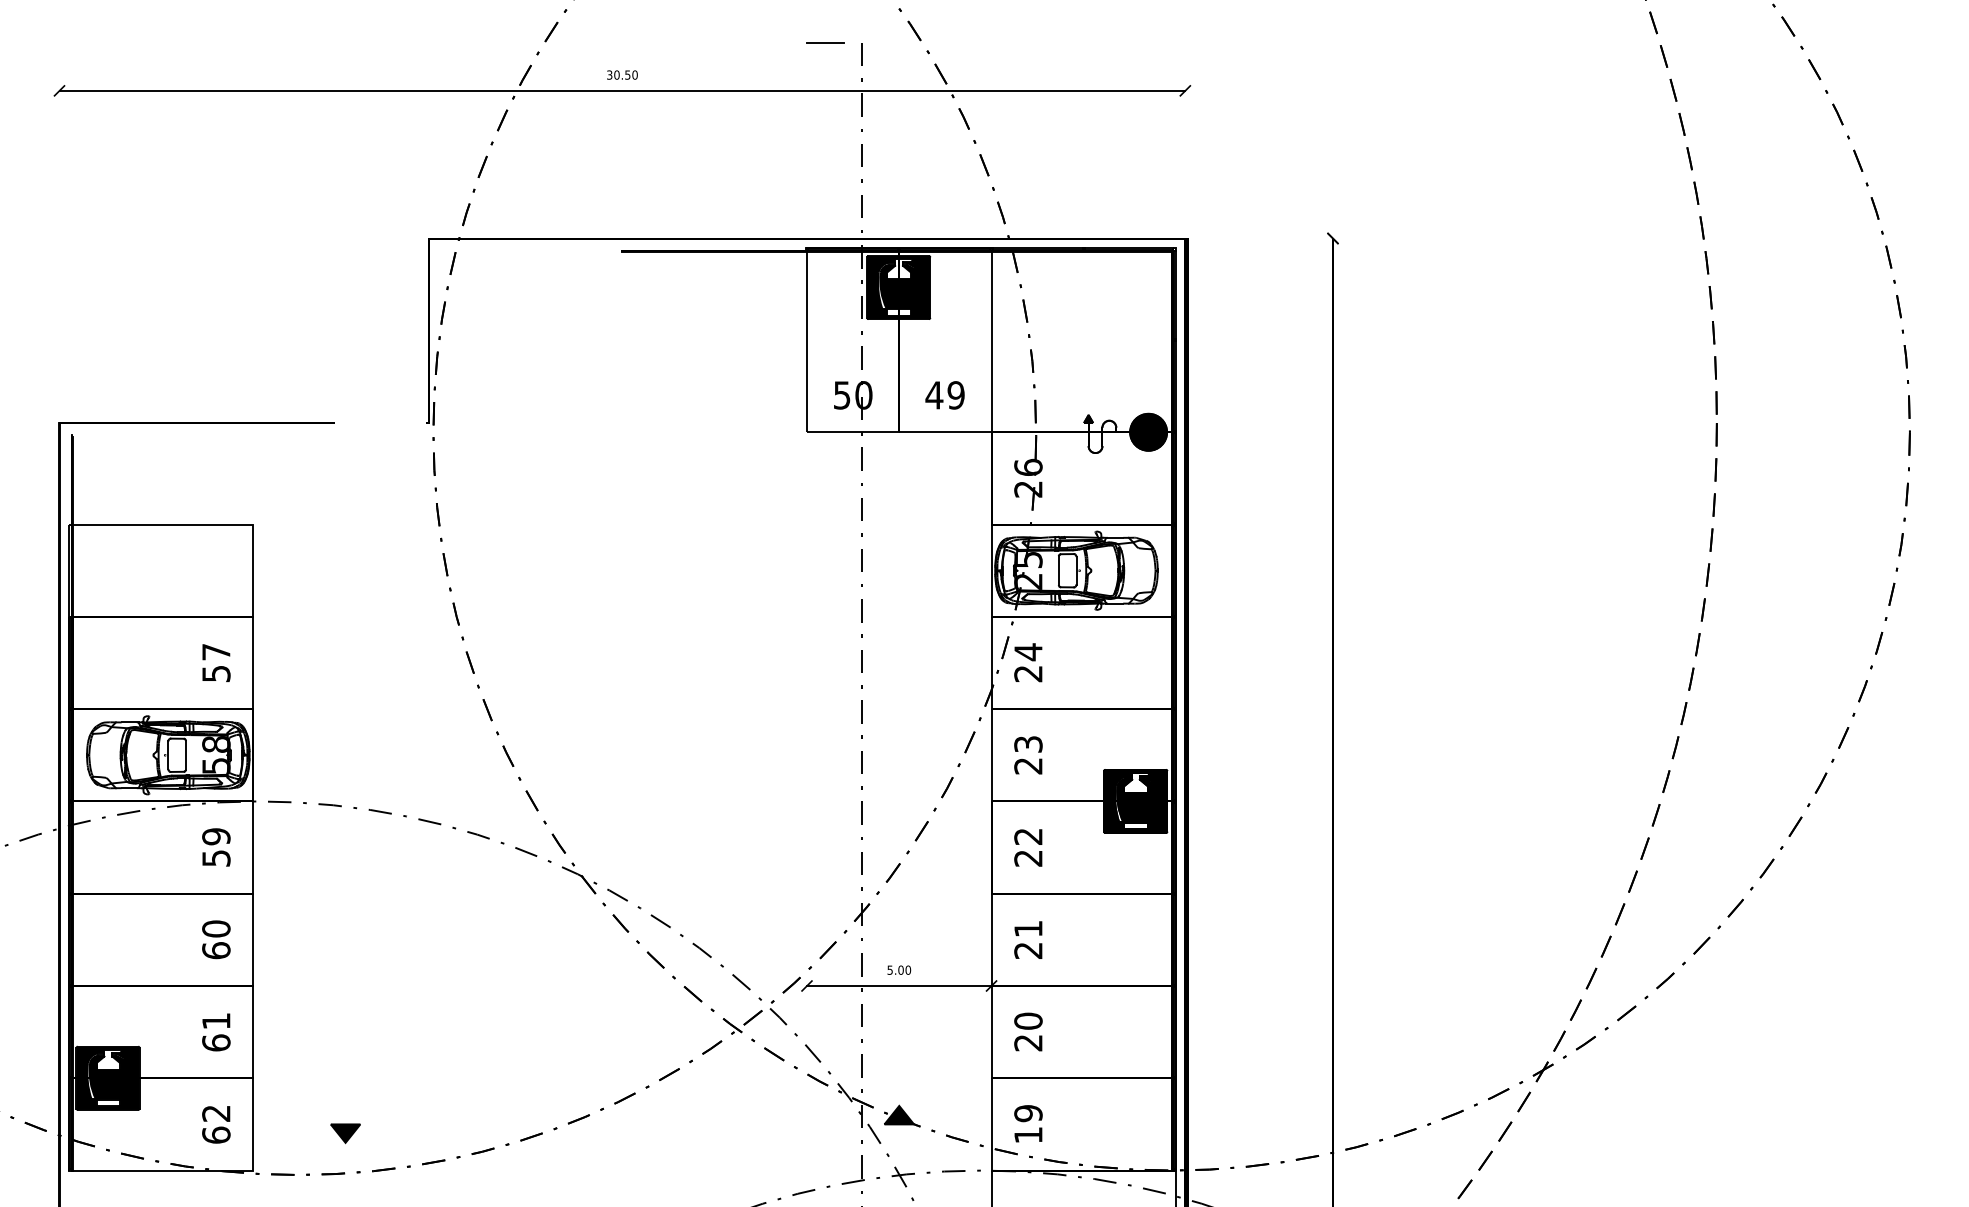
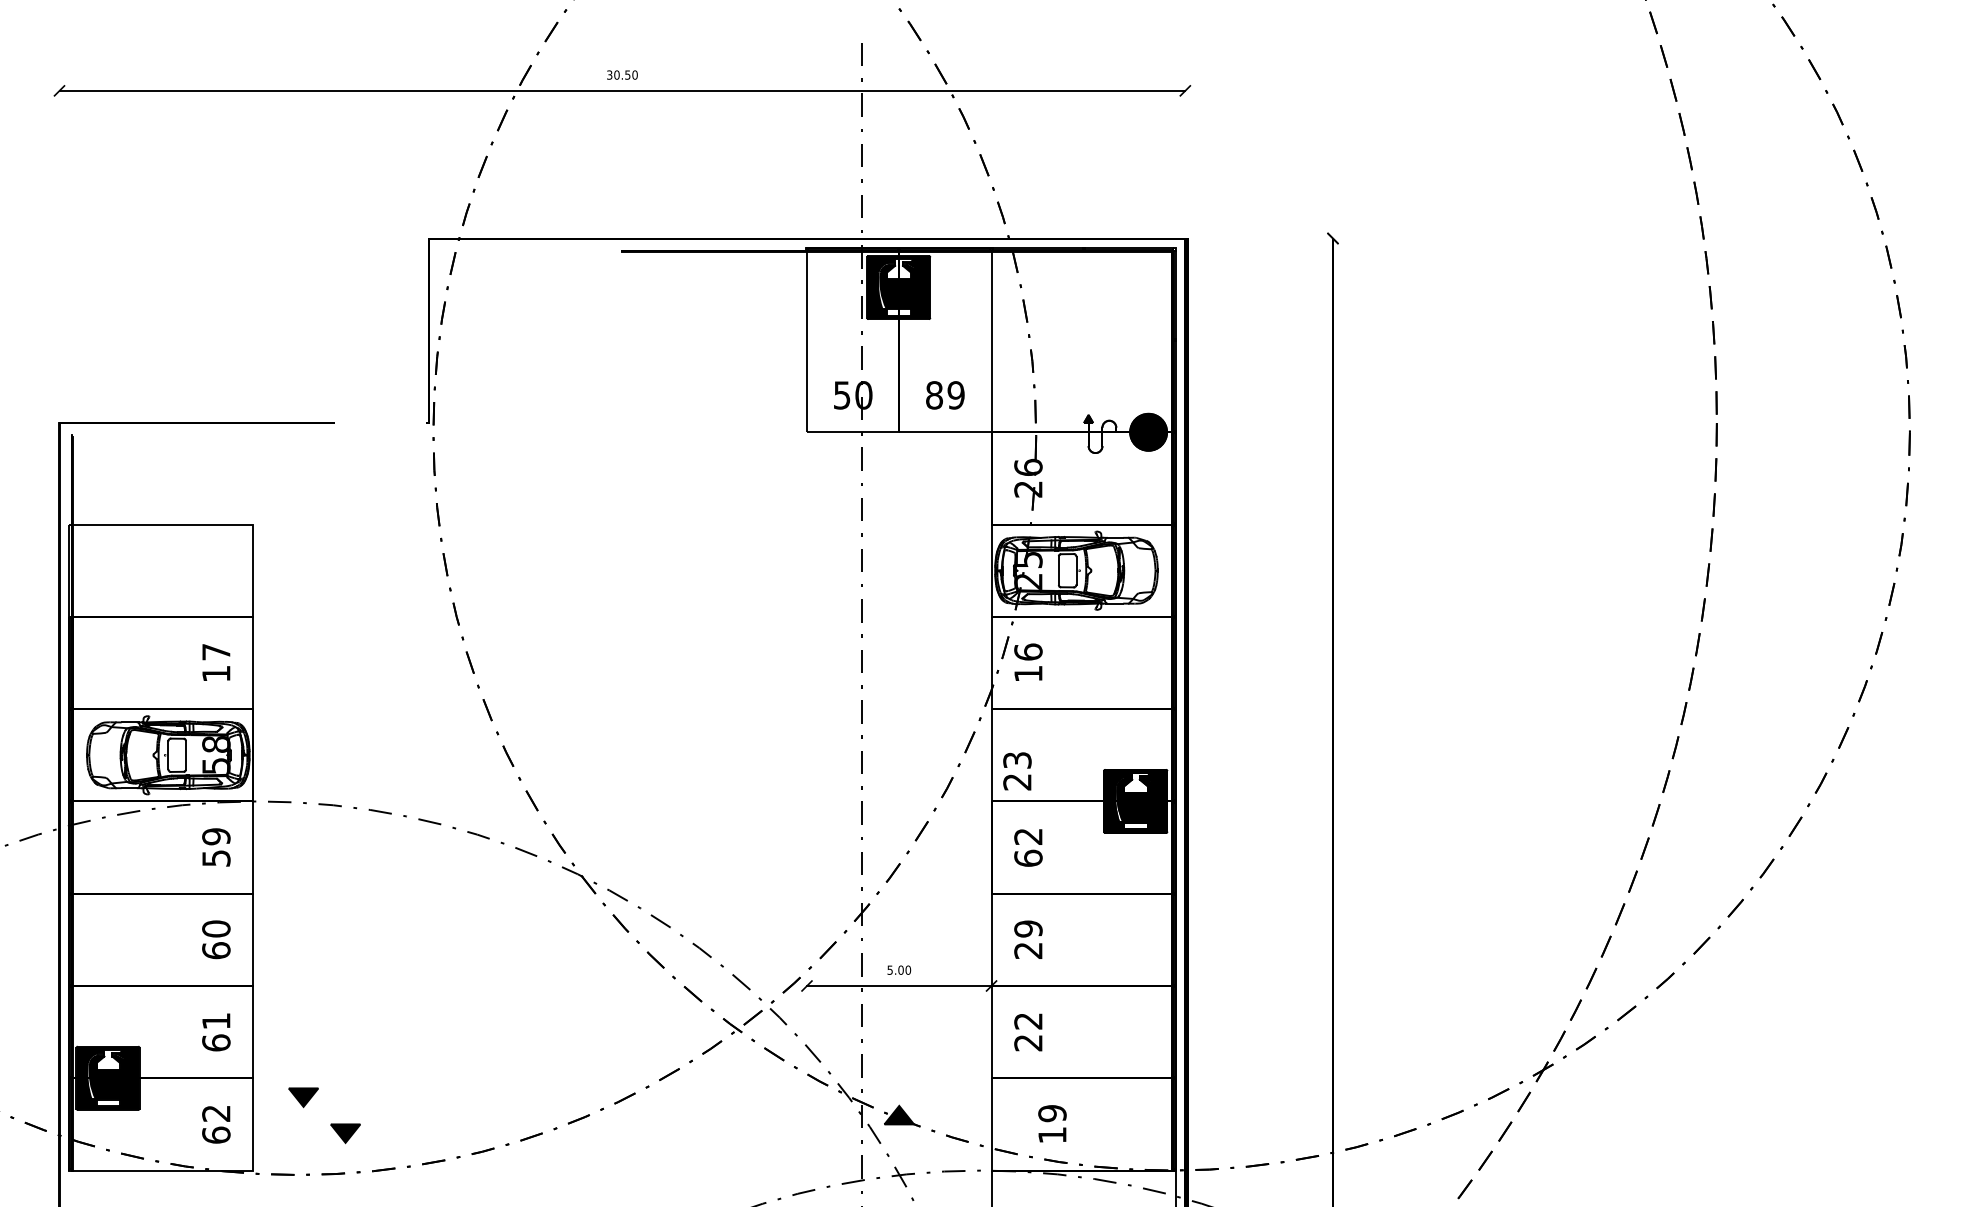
line: present -> none (824, 42)
text: 49 -> 89 (934, 395)
text: 24 -> 16 (1028, 662)
text: 57 -> 17 (216, 674)
text position: (1028, 755) -> (1017, 771) (1017, 771)
text: 22 -> 62 (1028, 857)
text: 21 -> 29 (1028, 928)
text: 20 -> 22 (1028, 1020)
part: none -> present (303, 1097)
text position: (1028, 1123) -> (1052, 1123) (1052, 1123)
